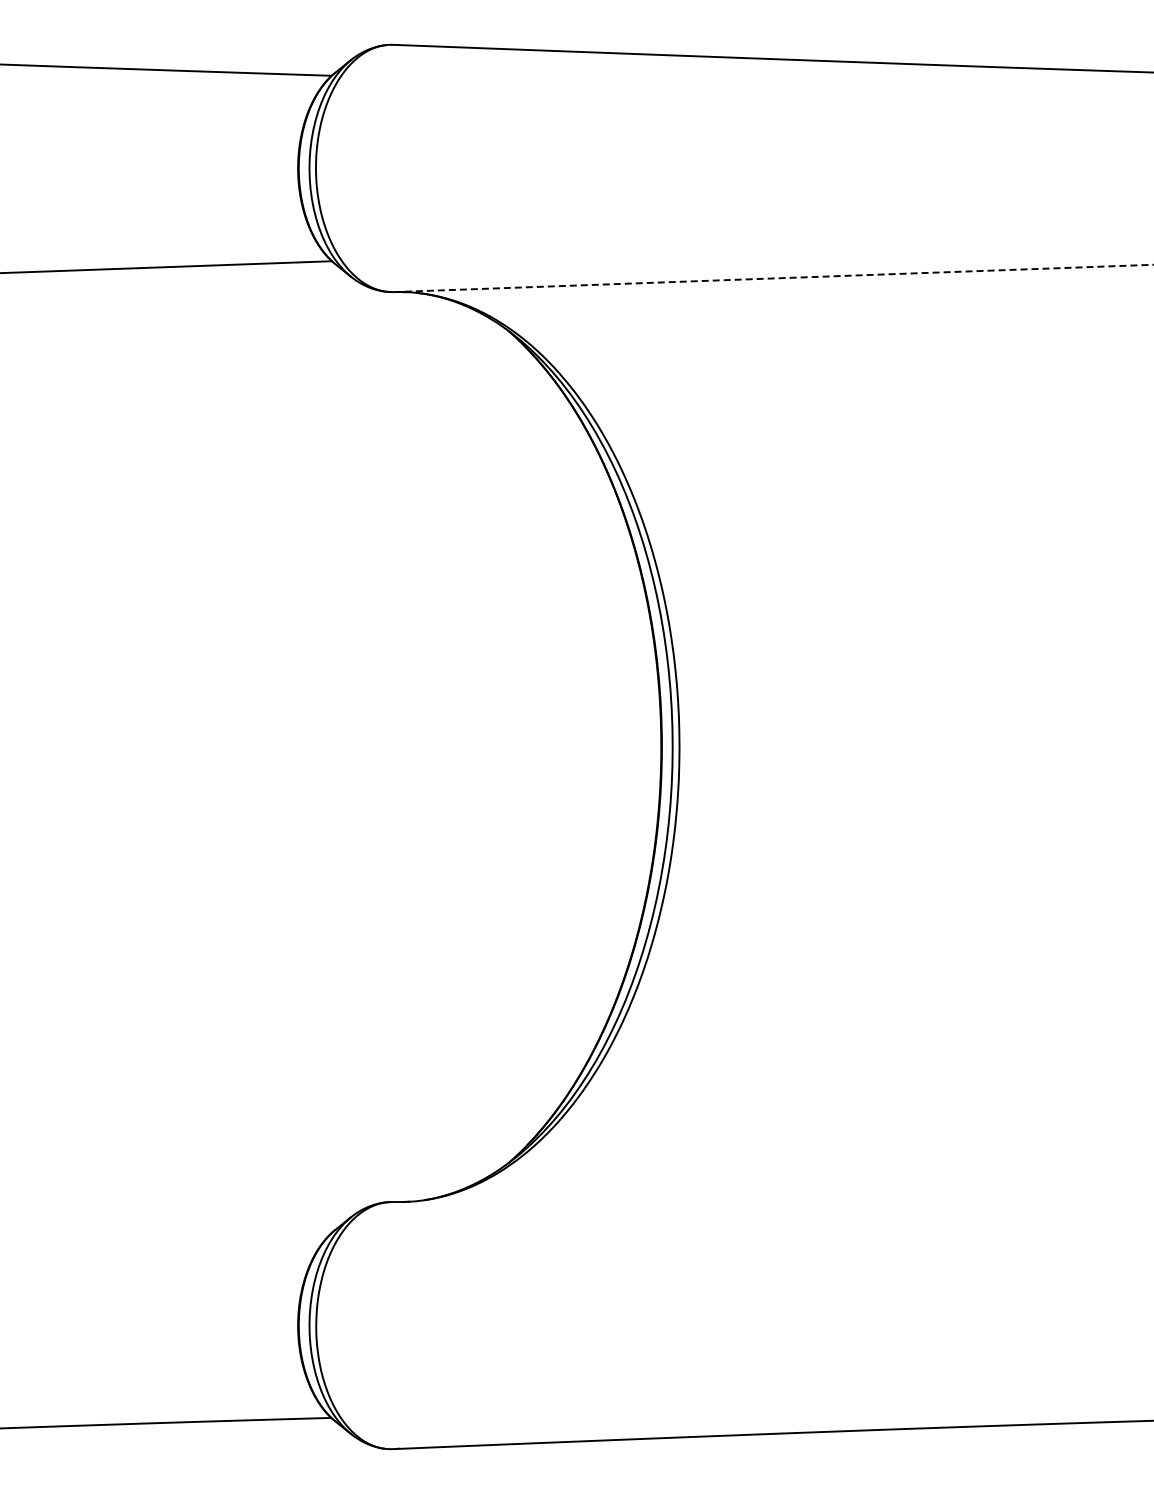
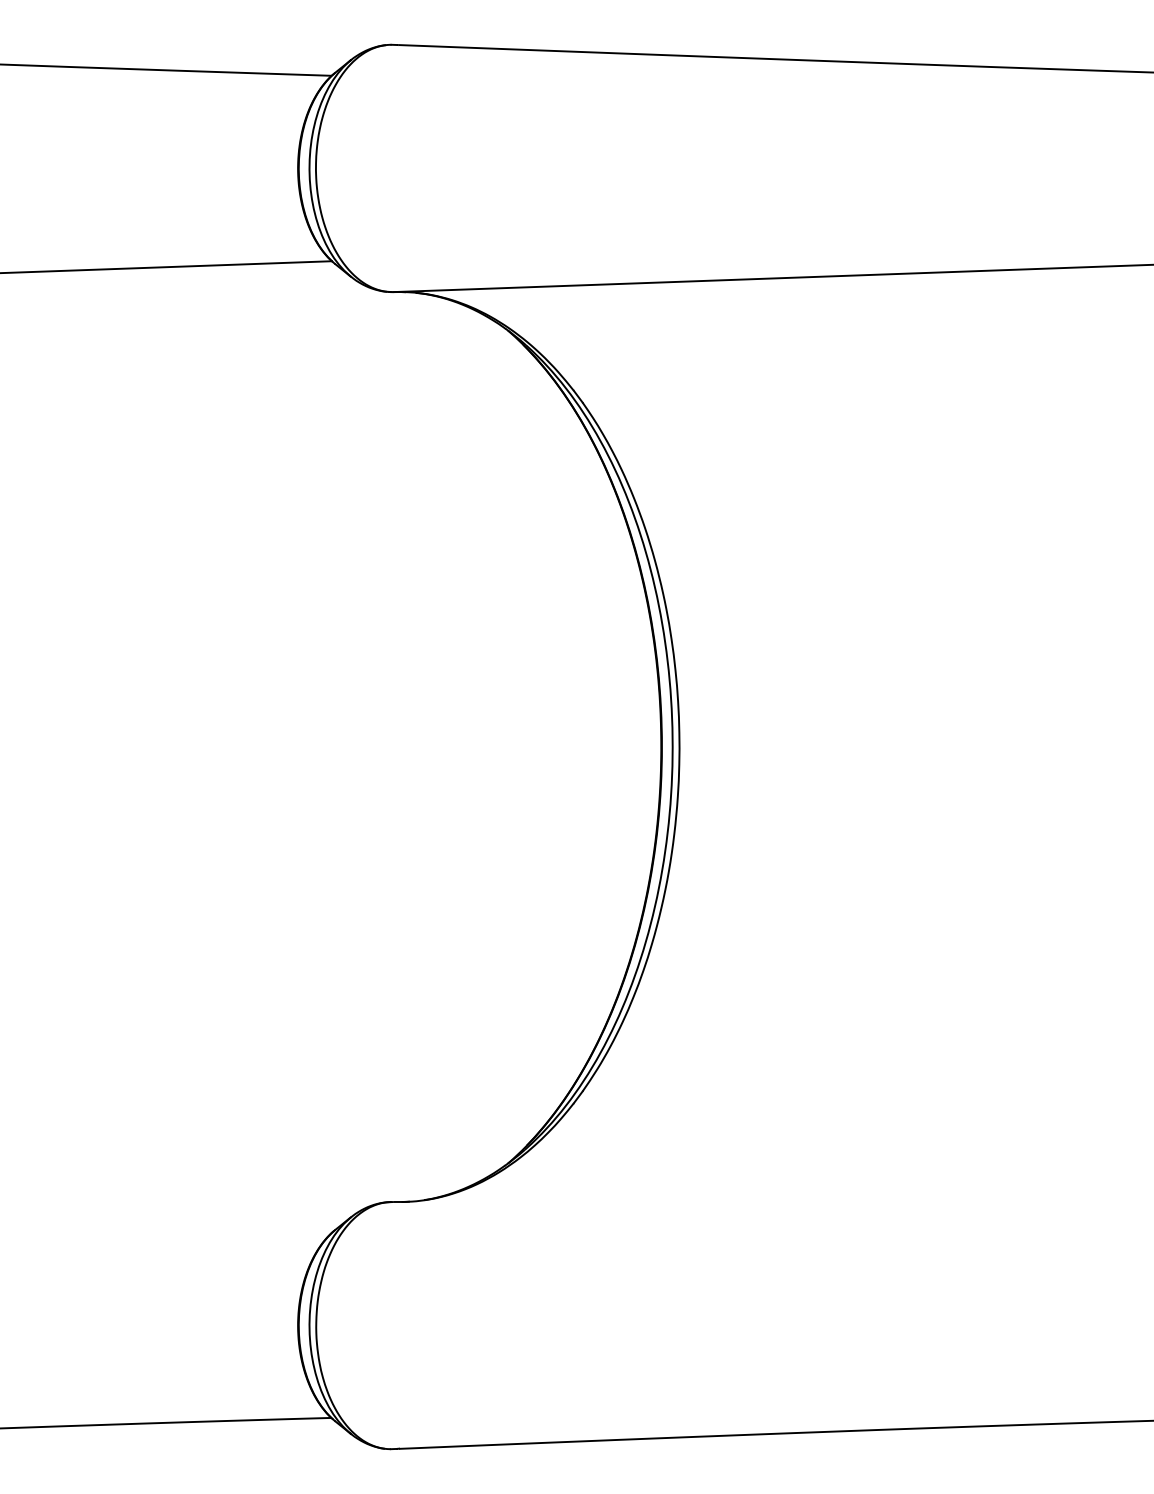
line: dashed -> solid (774, 278)
